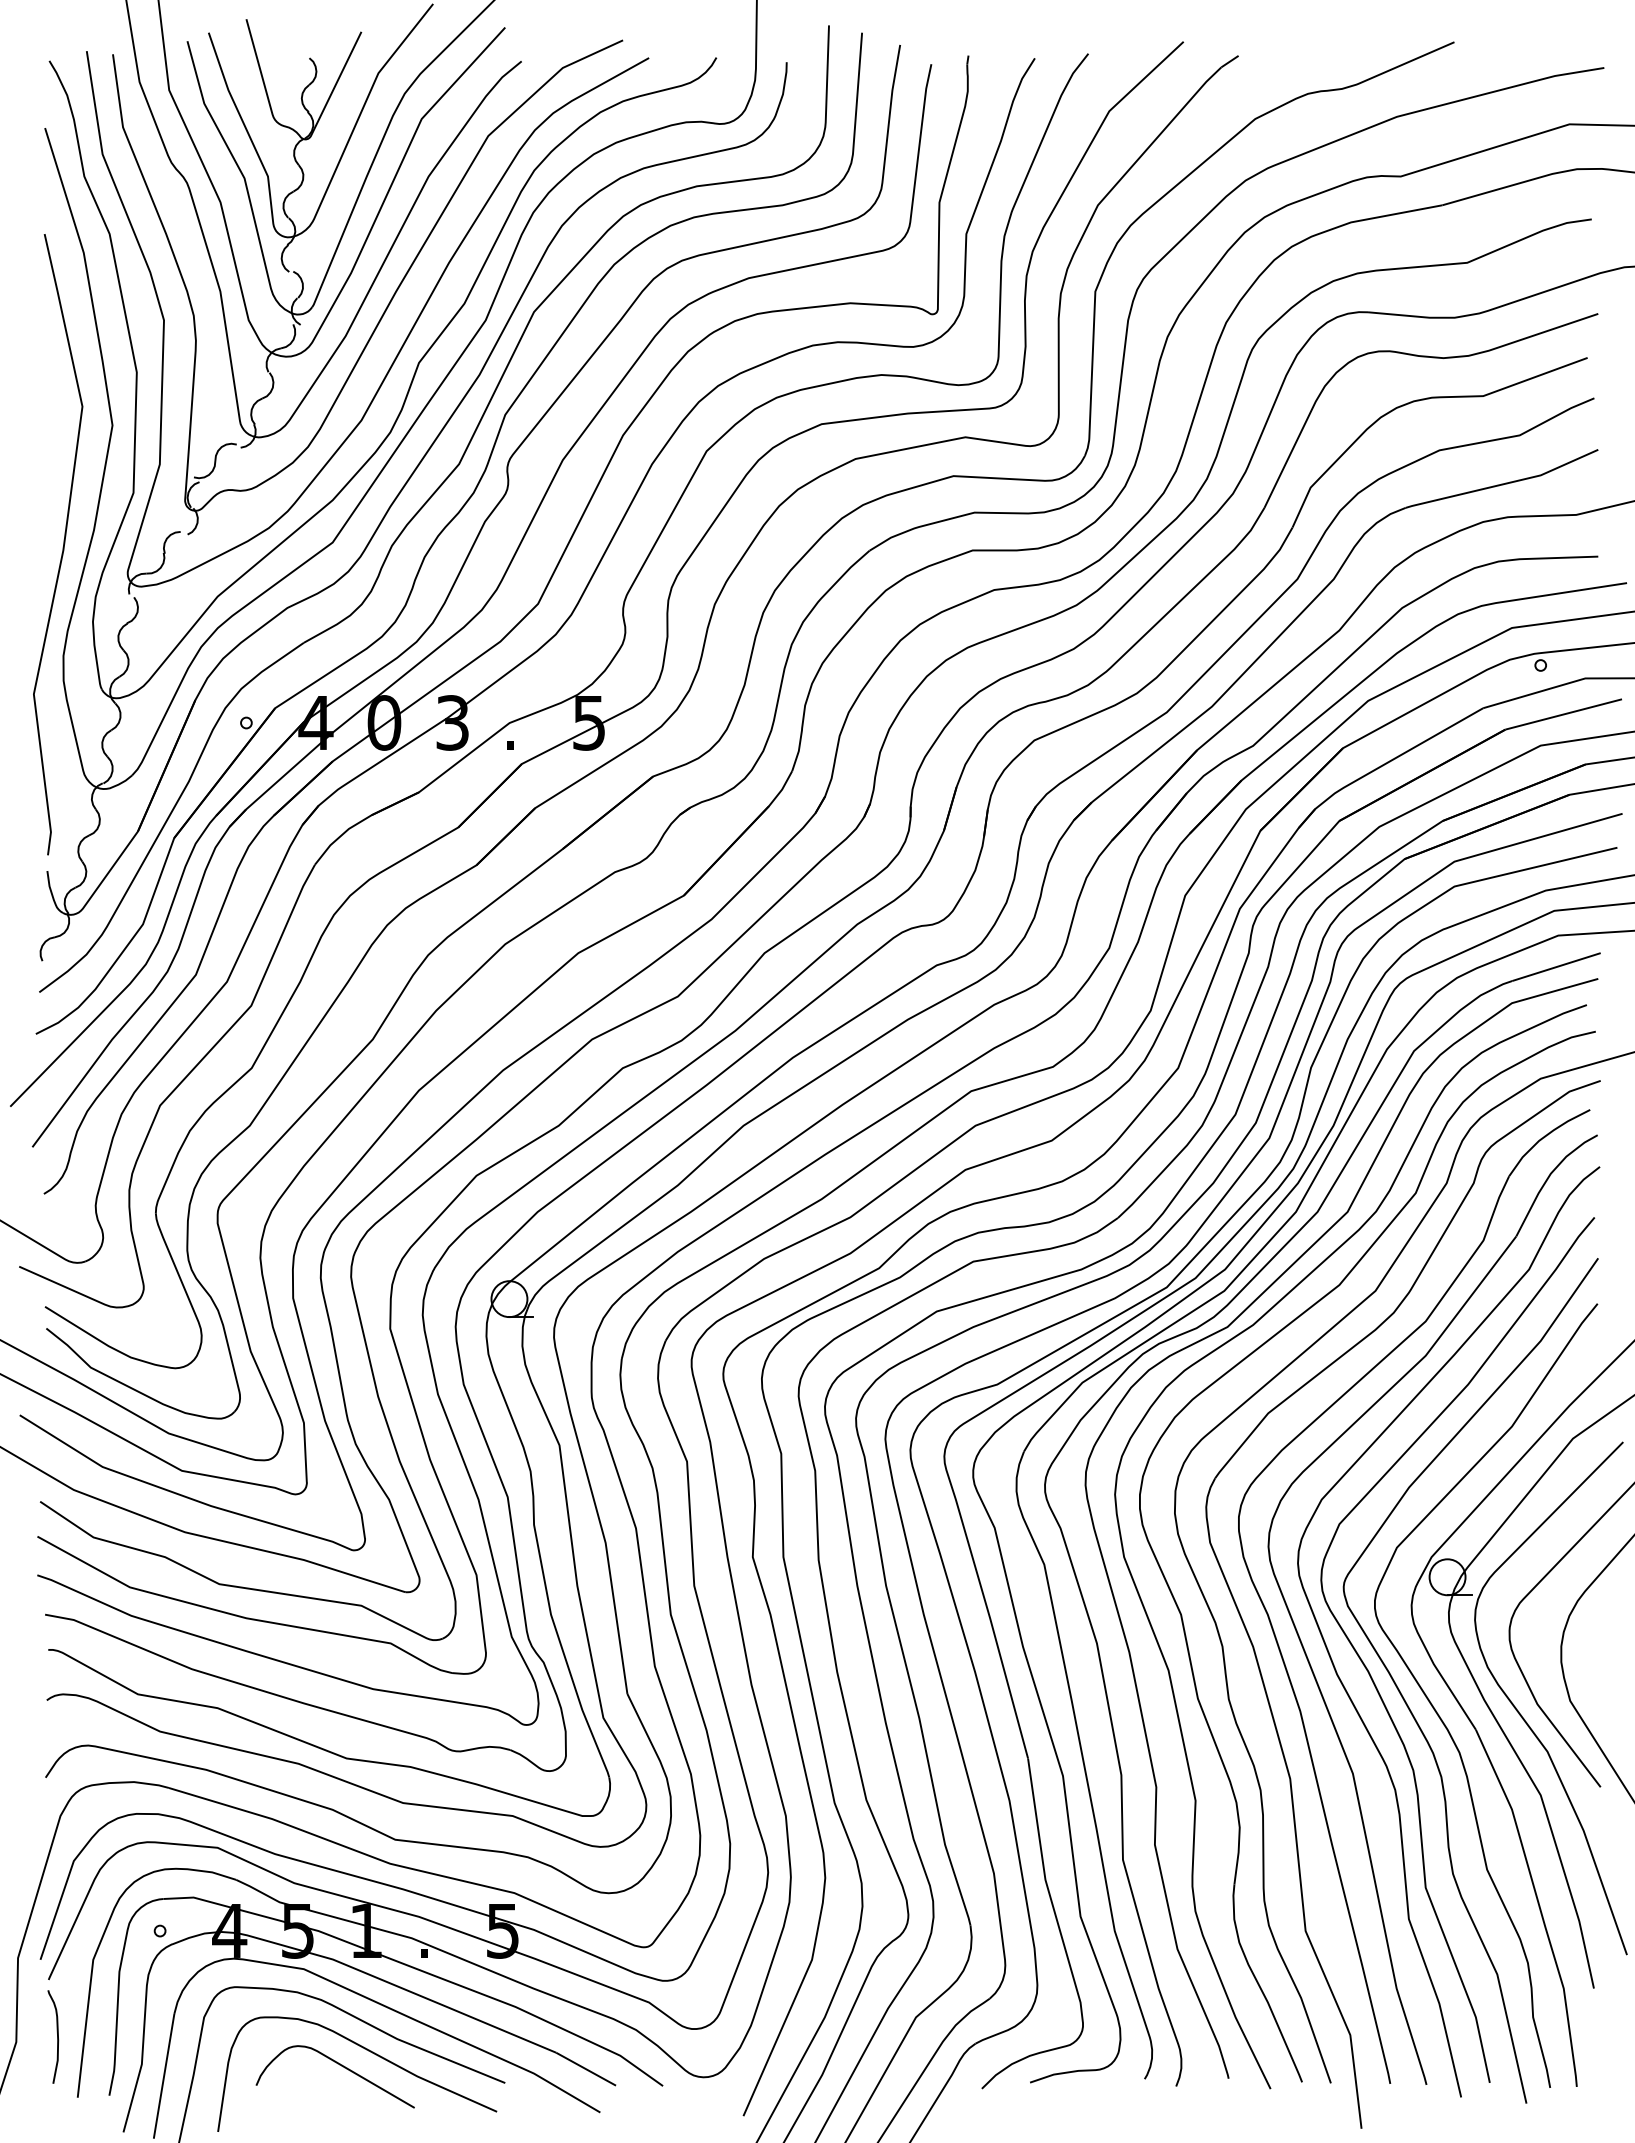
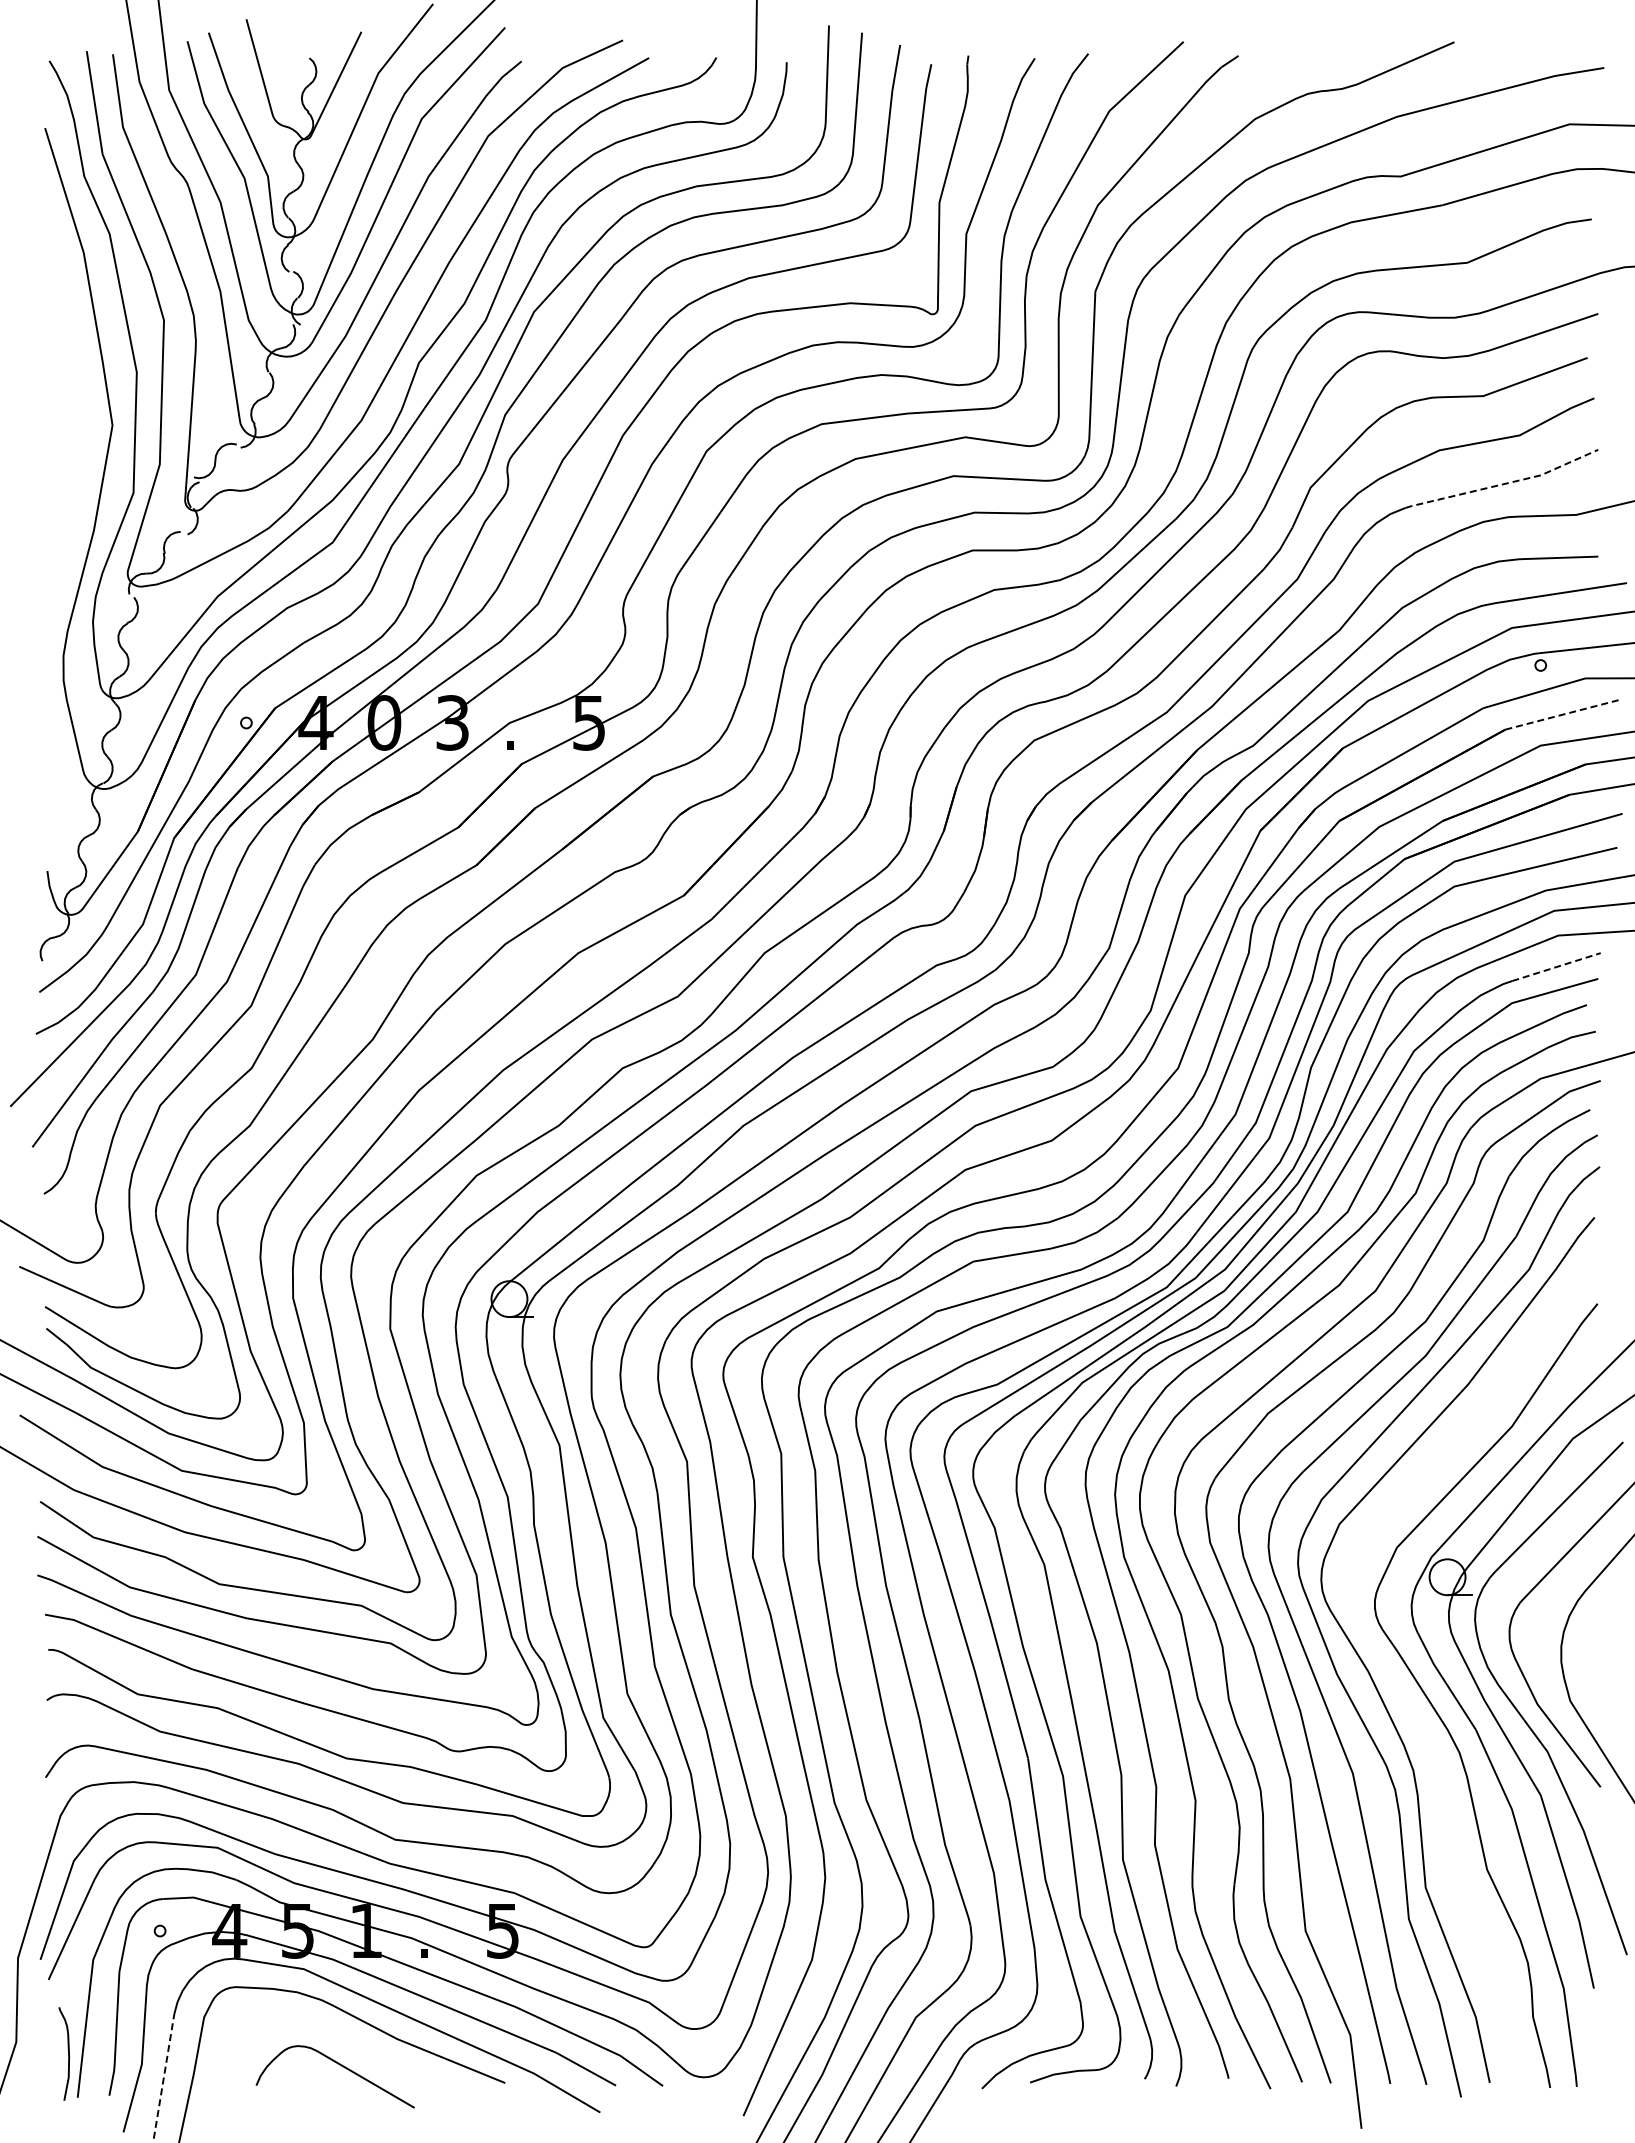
line: solid -> dashed (1503, 484)
curve: present -> none (63, 544)
line: solid -> dashed (1564, 714)
line: solid -> dashed (1556, 966)
curve: present -> none (1411, 1710)
curve position: (57, 2036) -> (68, 2053) (68, 2053)
curve: present -> none (368, 2051)
line: solid -> dashed (164, 2075)
